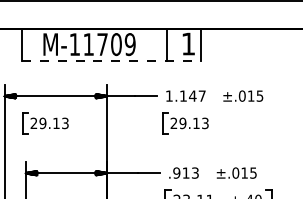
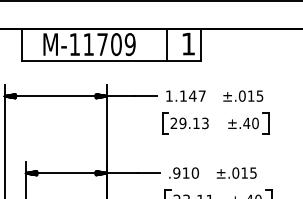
line: dashed -> solid (111, 60)
part: present -> none (45, 123)
part: none -> present (248, 123)
text: .913 -> .910 (194, 172)
